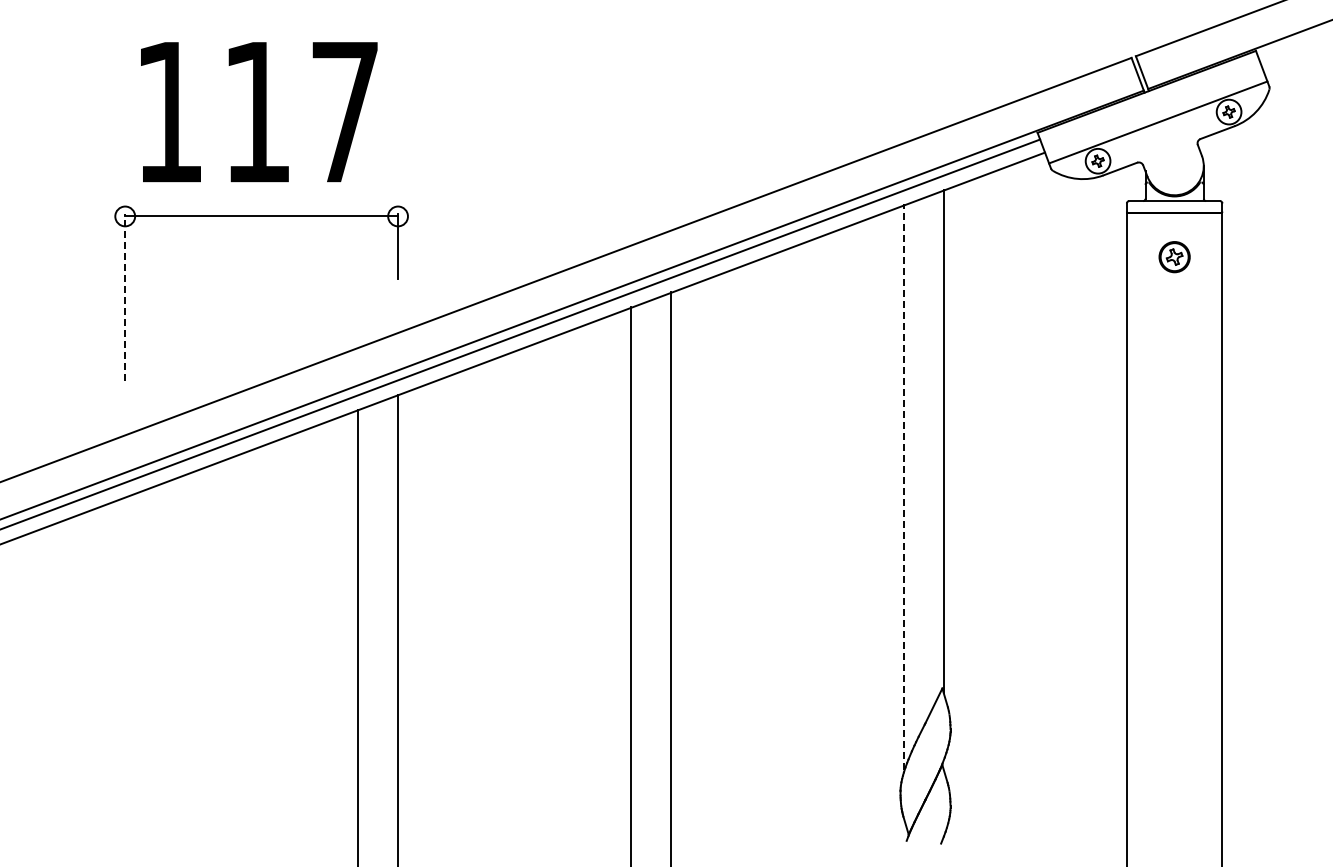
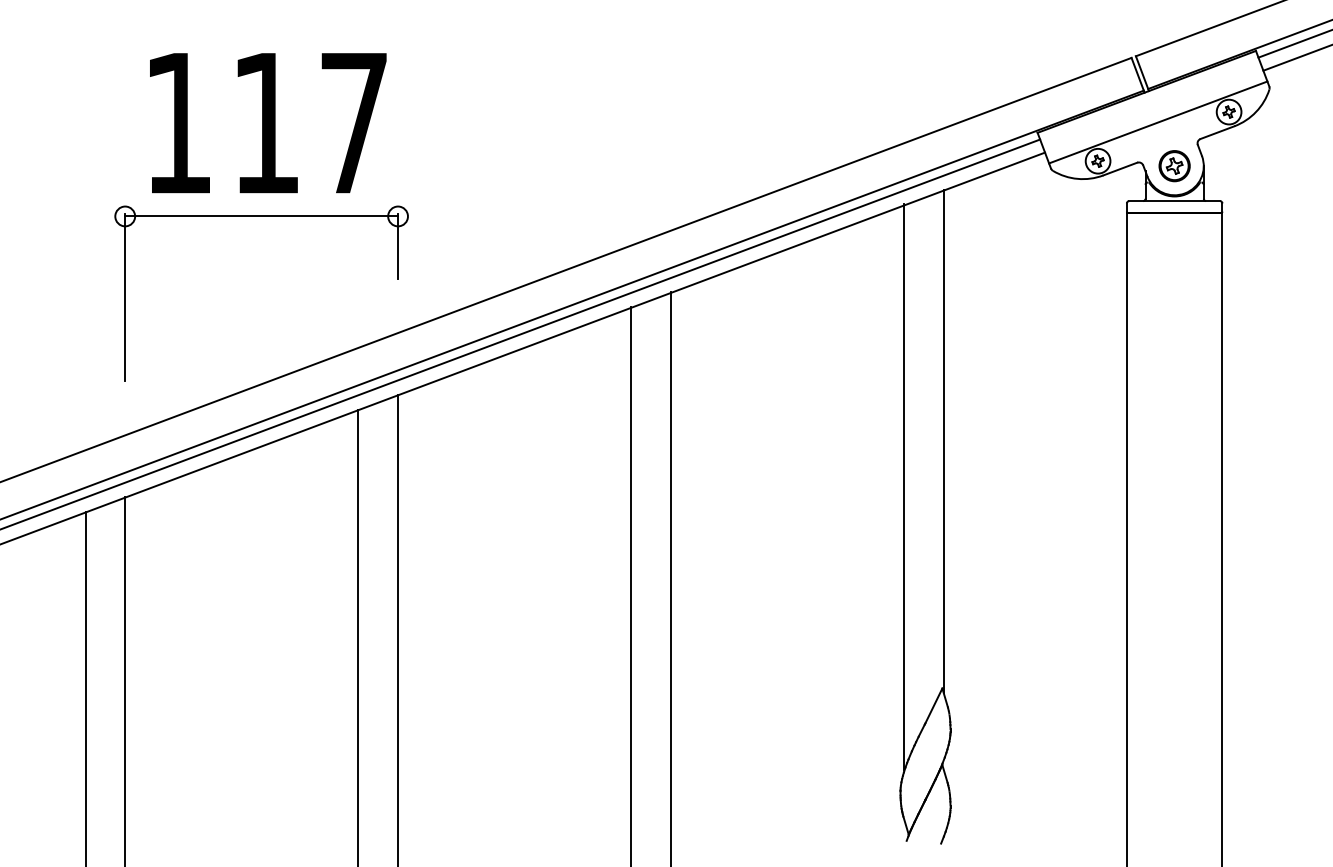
line: none -> present (1293, 43)
line: none -> present (1296, 57)
text position: (259, 112) -> (268, 123) (268, 123)
part position: (1174, 257) -> (1174, 166) (1174, 166)
line: dashed -> solid (125, 297)
line: dashed -> solid (904, 487)
line: none -> present (125, 680)
line: none -> present (85, 687)
